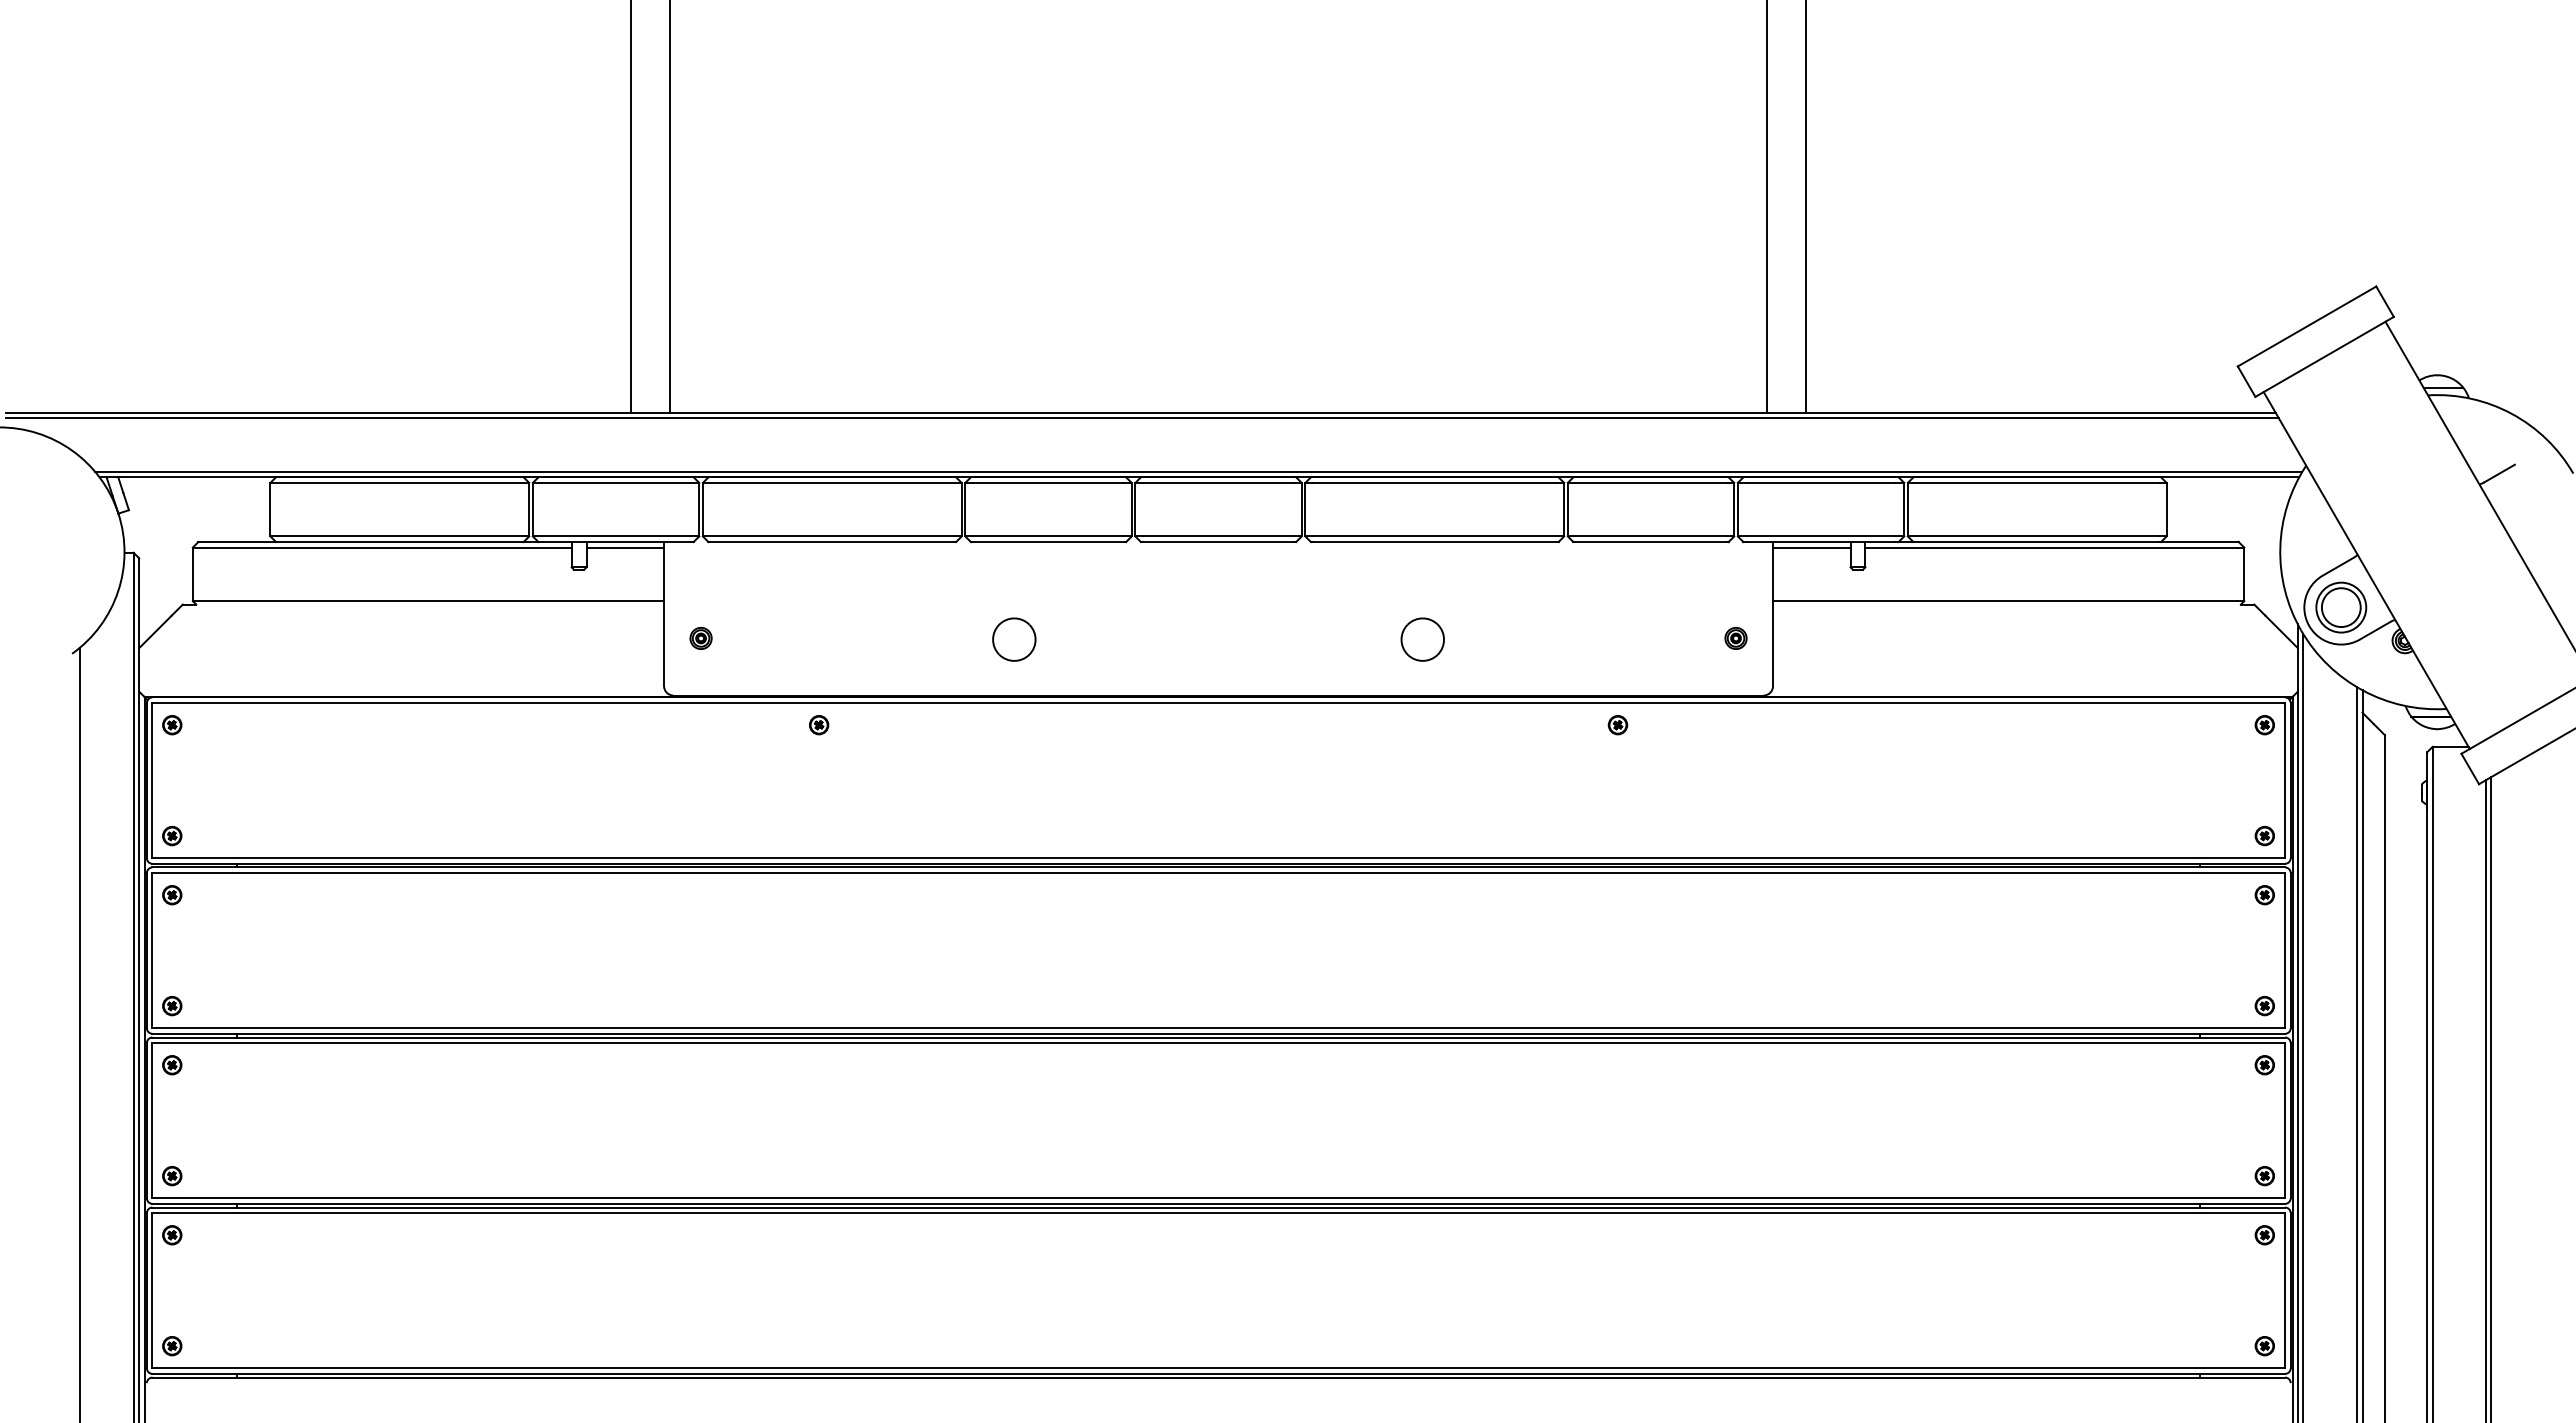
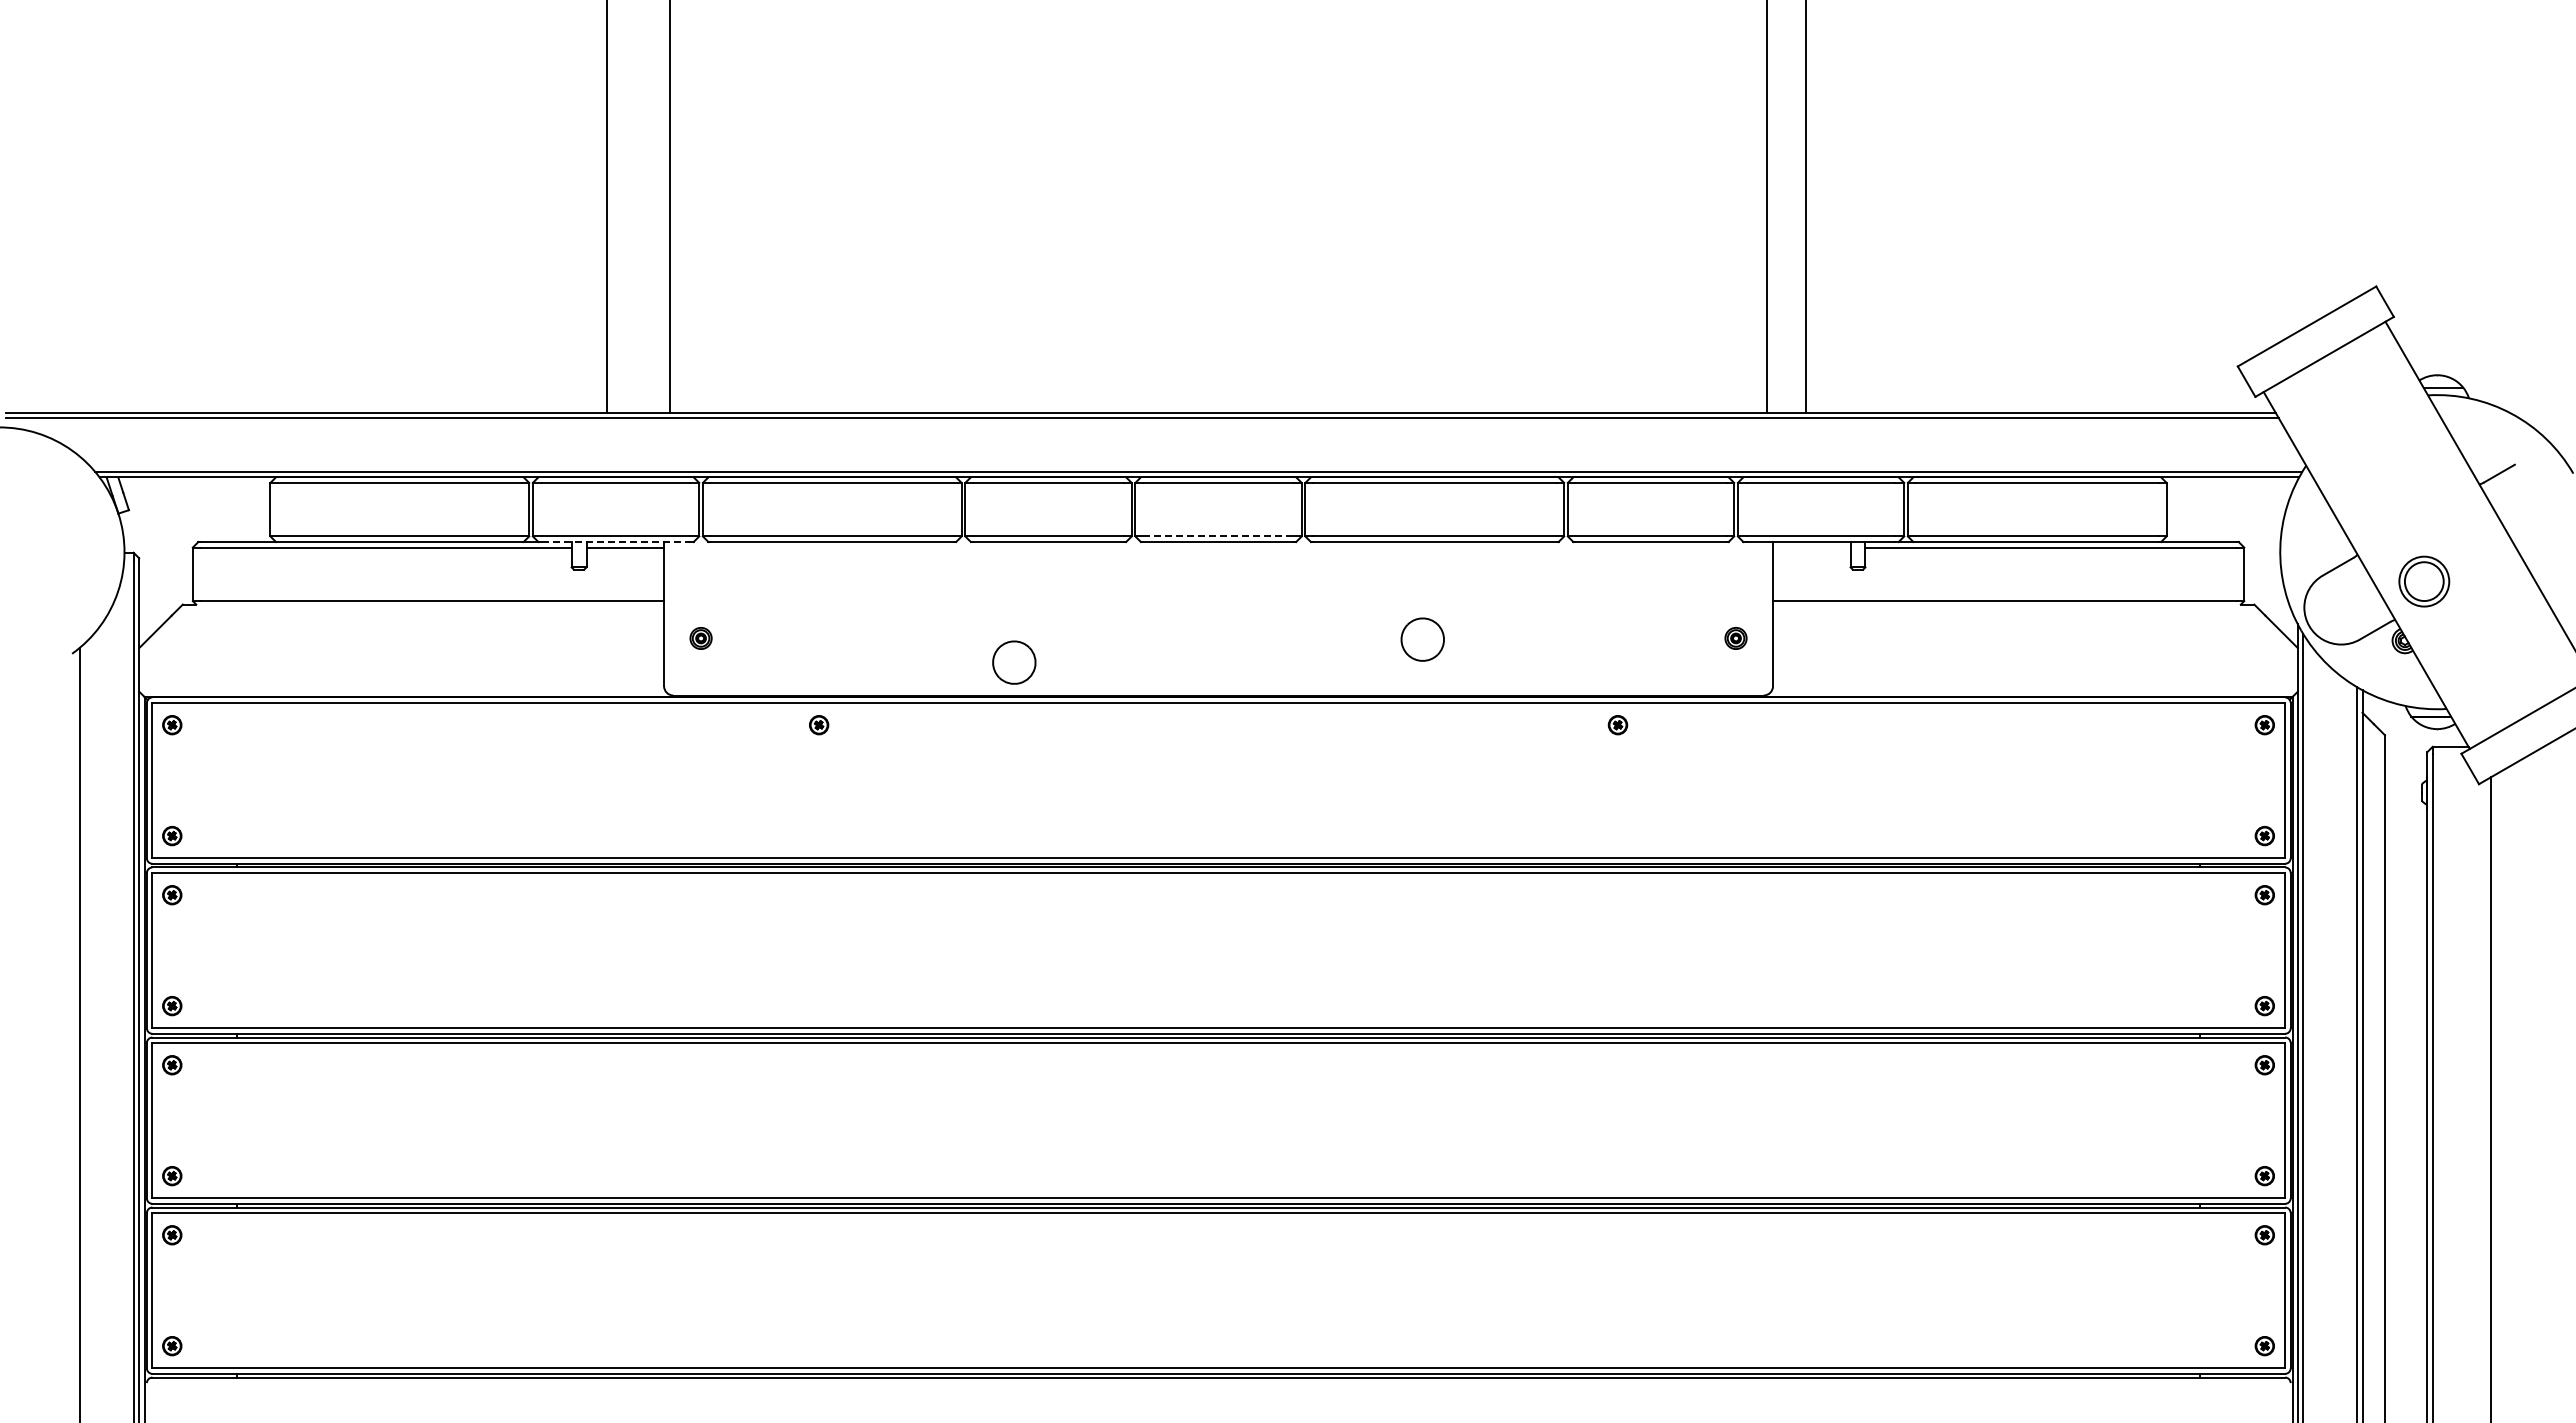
line position: (630, 207) -> (606, 207) (606, 207)
line: solid -> dashed (1218, 536)
line: solid -> dashed (616, 542)
line: present -> none (1811, 547)
part position: (2341, 607) -> (2424, 581) (2424, 581)
part position: (1014, 639) -> (1014, 662) (1014, 662)
line: present -> none (2486, 1099)
